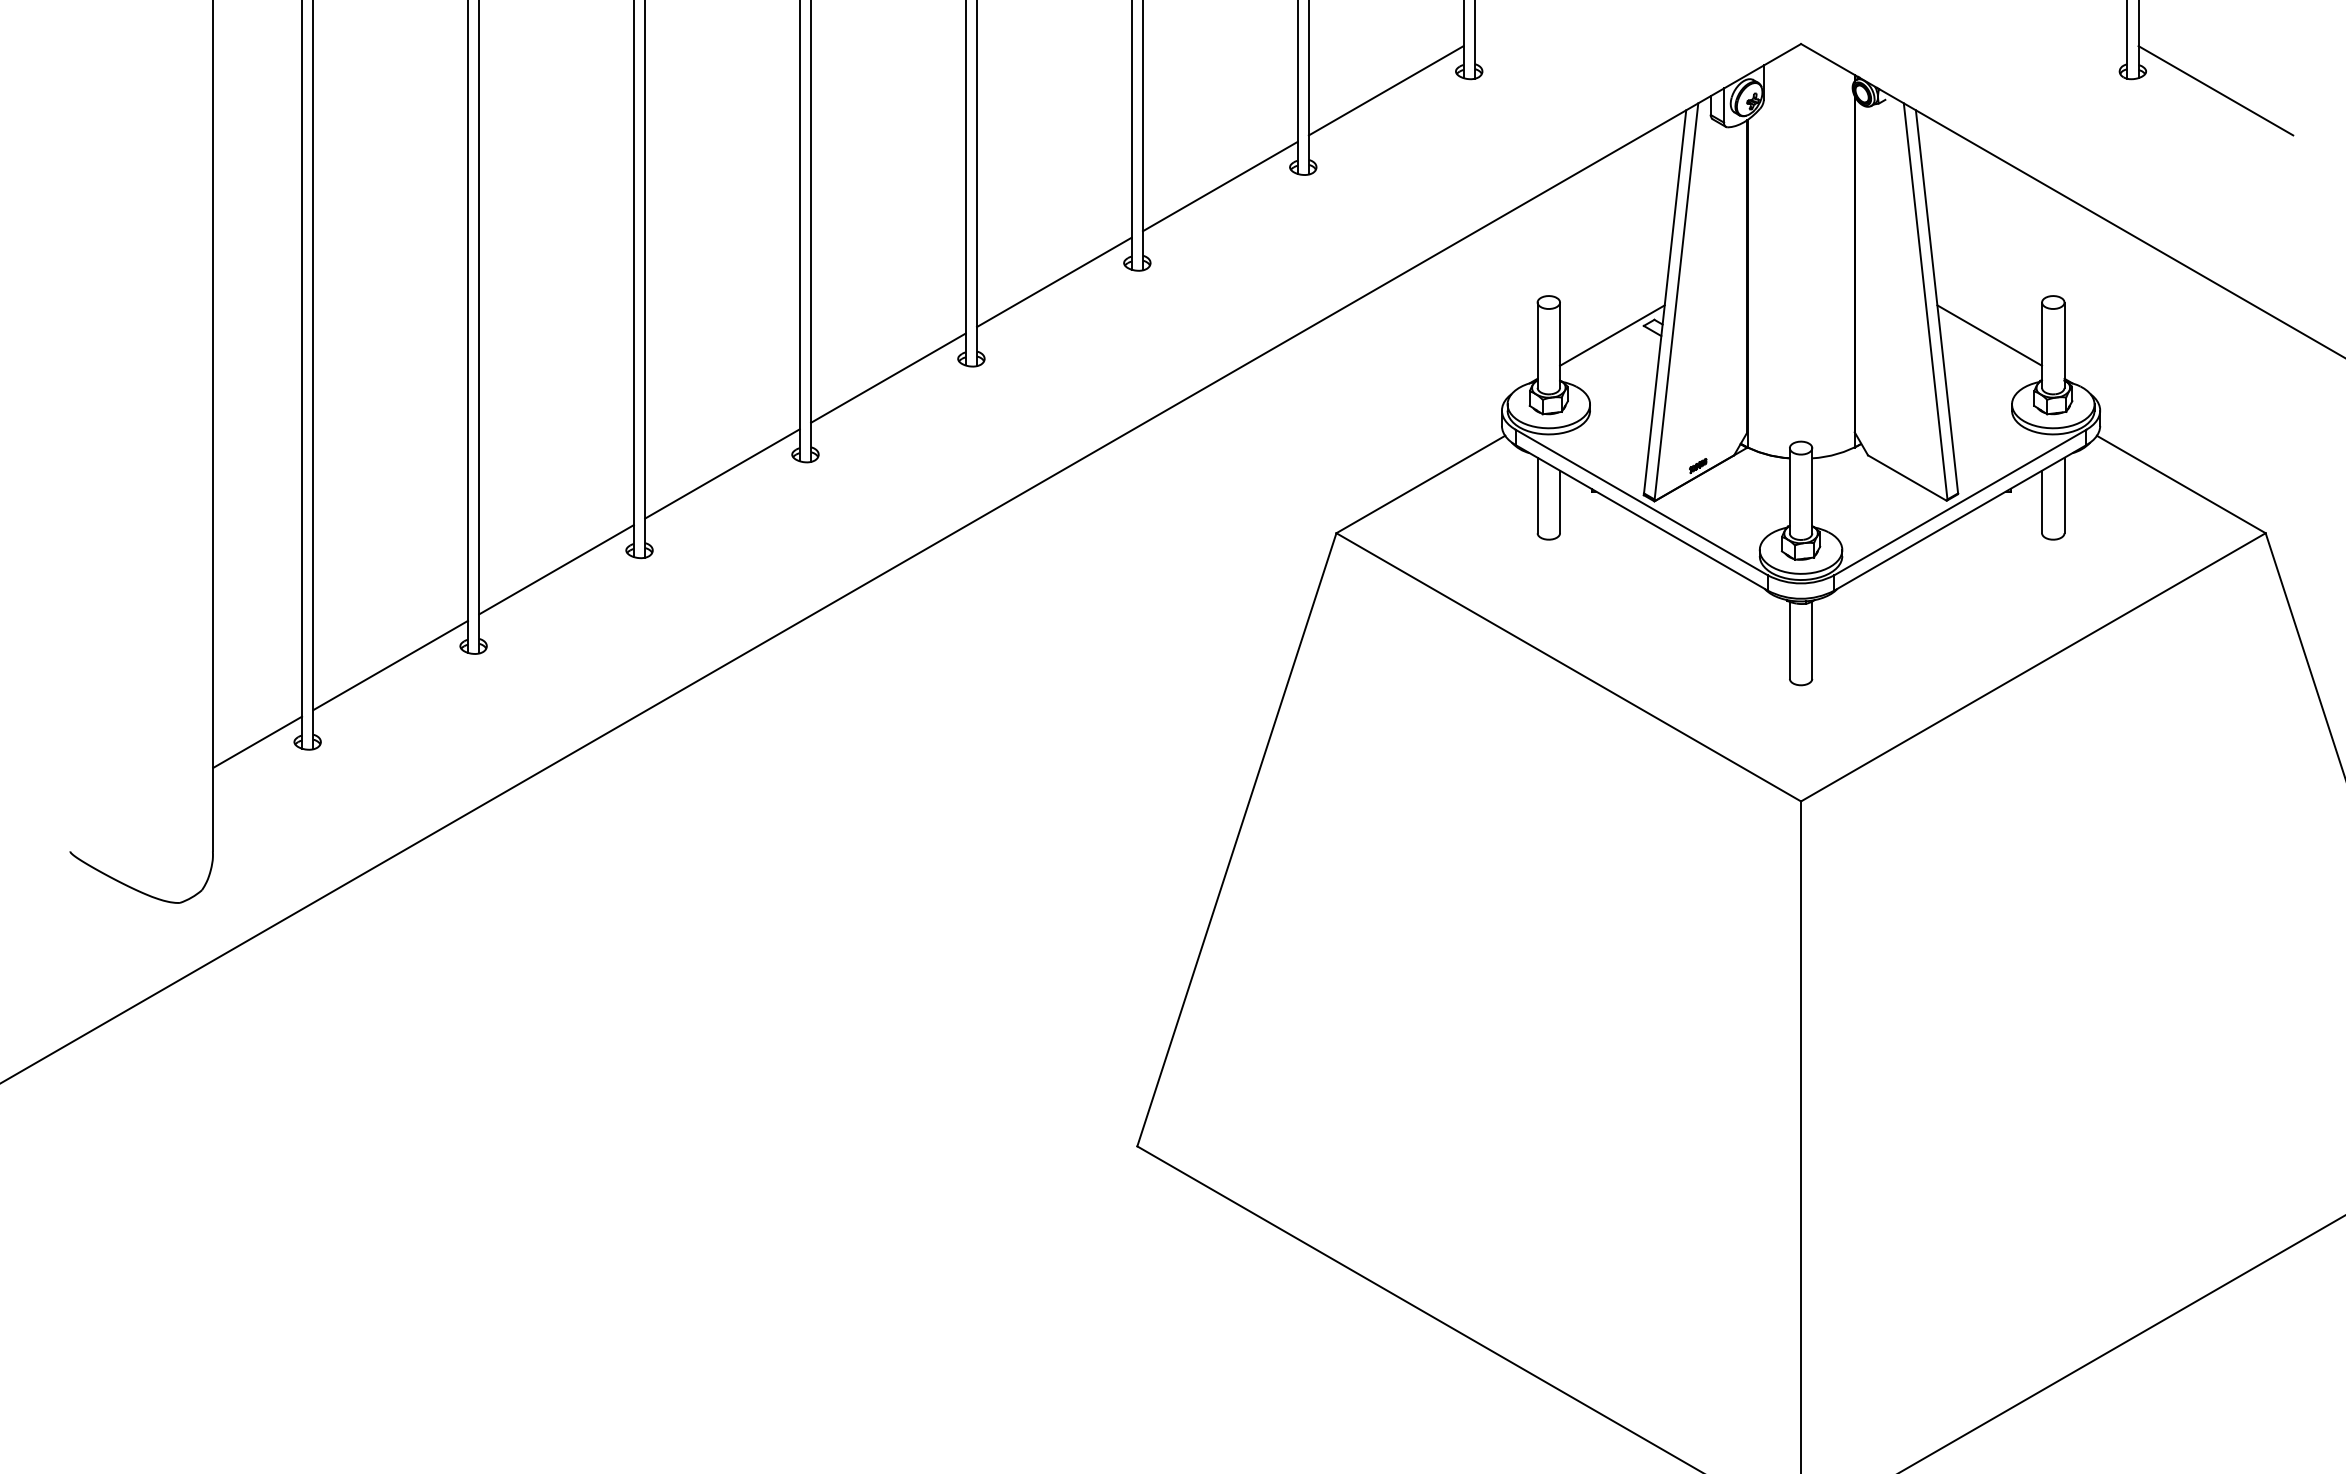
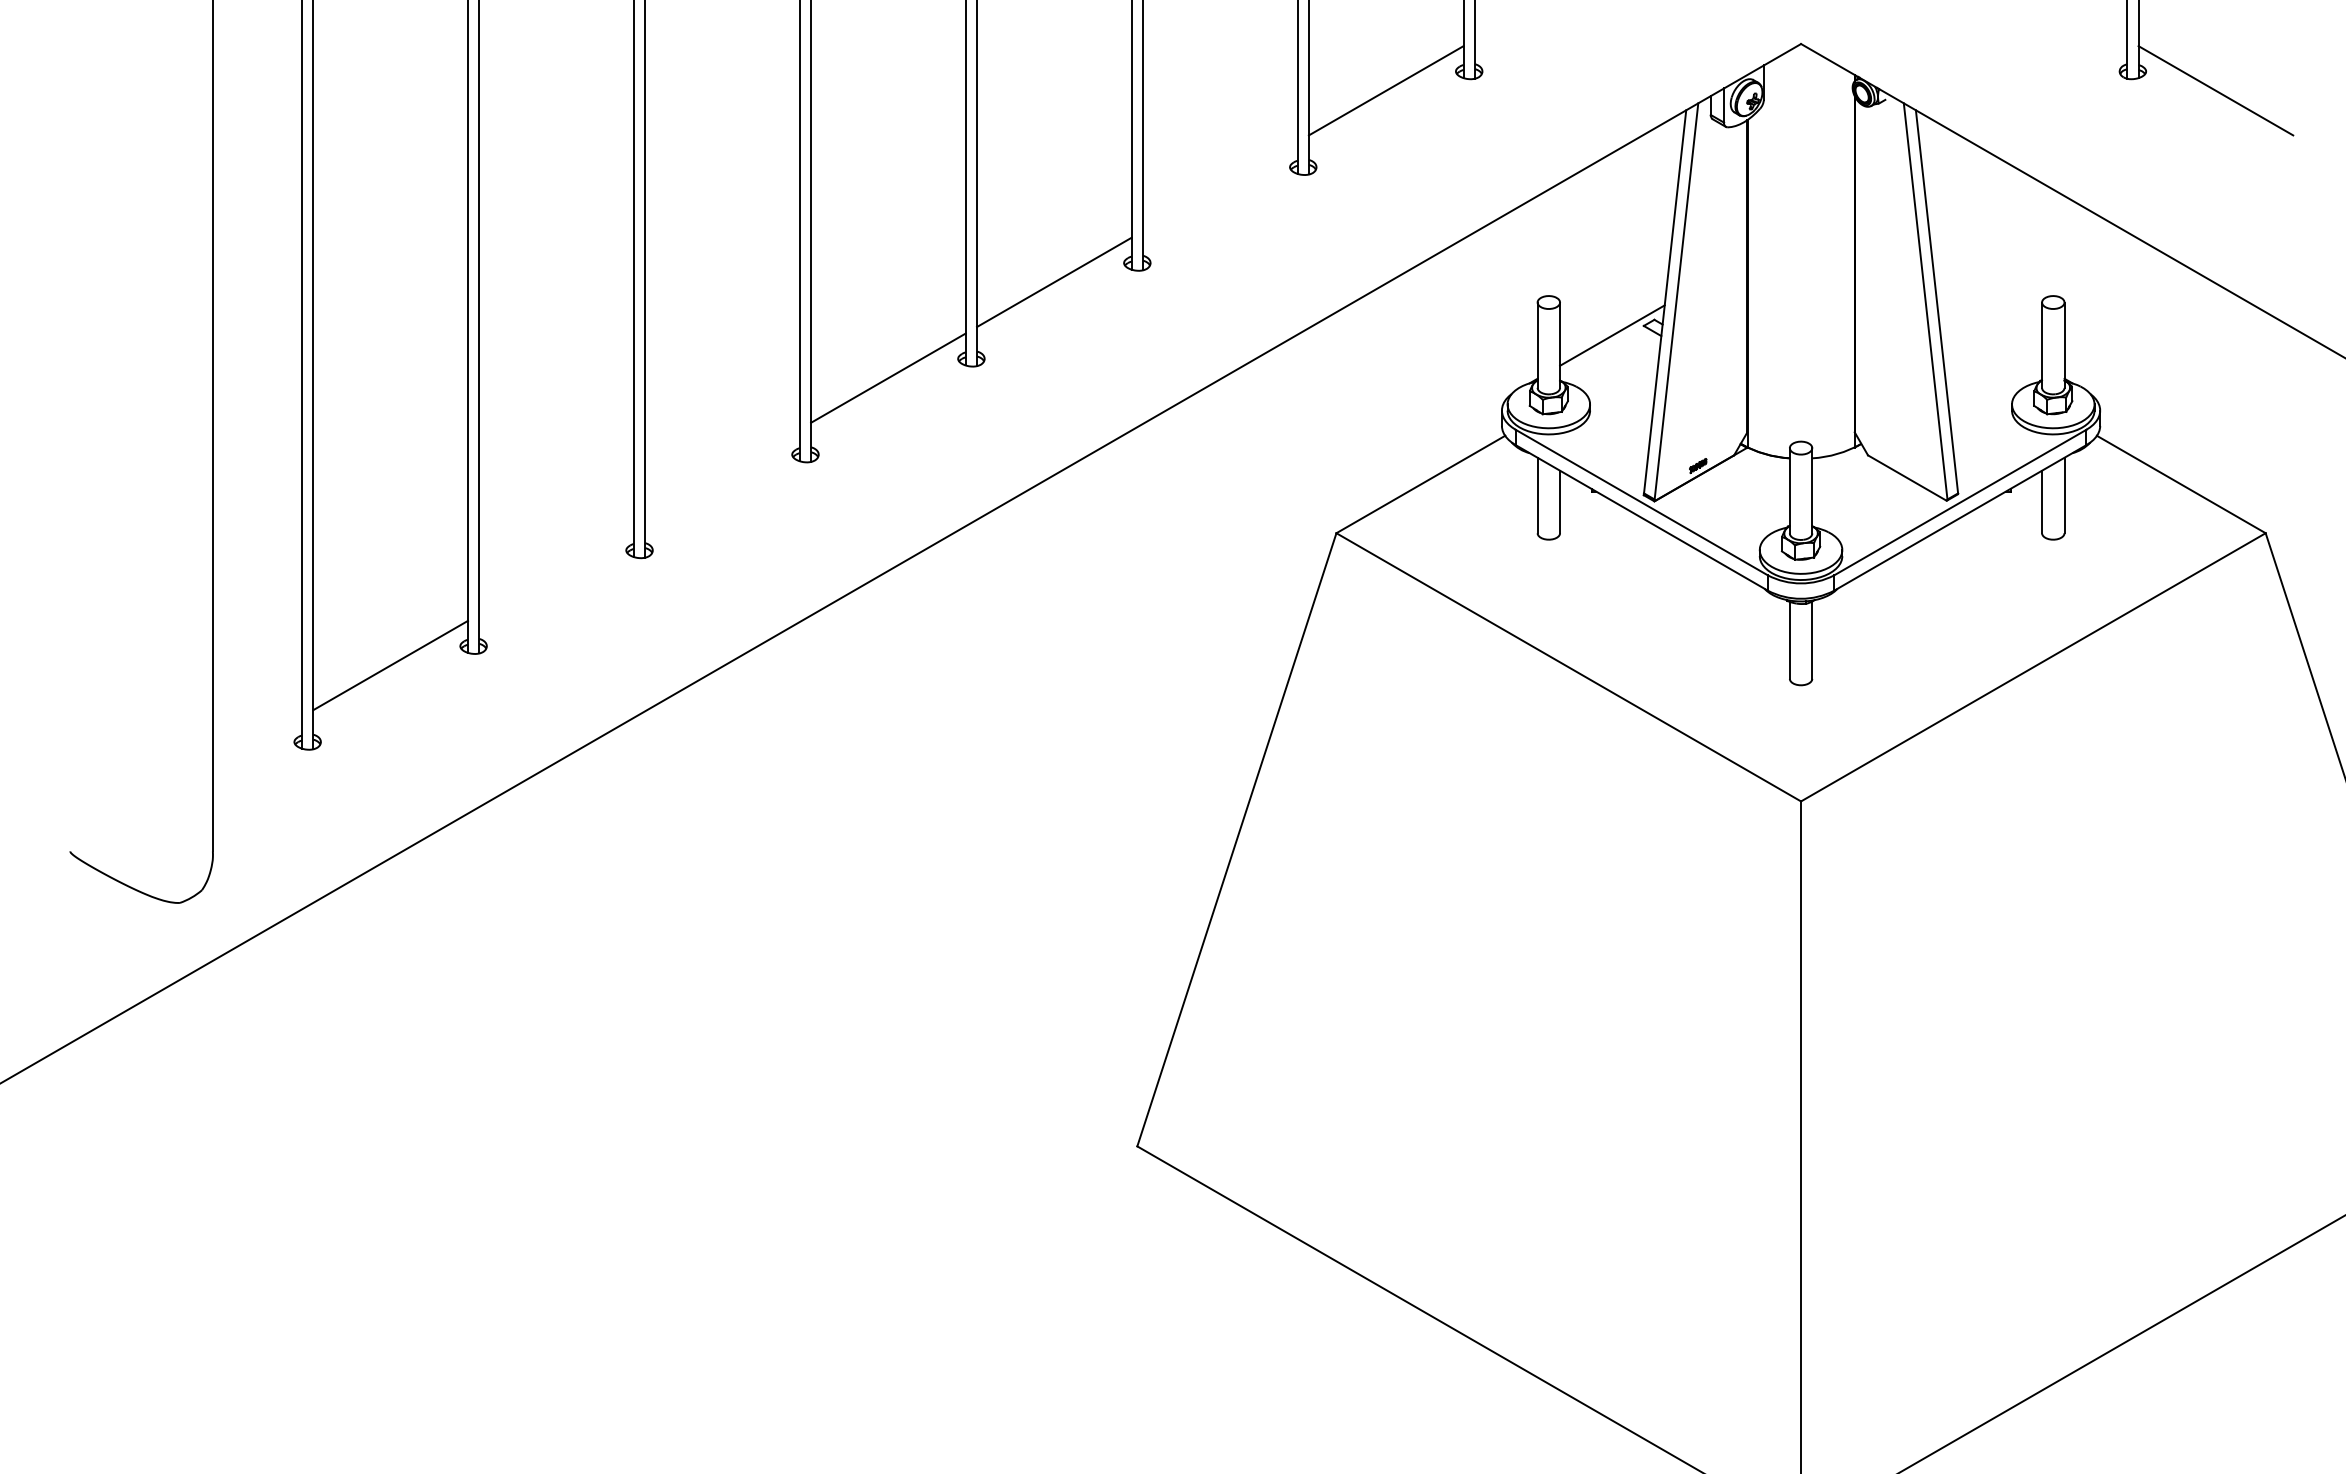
line: present -> none (1219, 186)
line: present -> none (1989, 335)
line: present -> none (722, 473)
line: present -> none (556, 569)
line: present -> none (257, 741)
